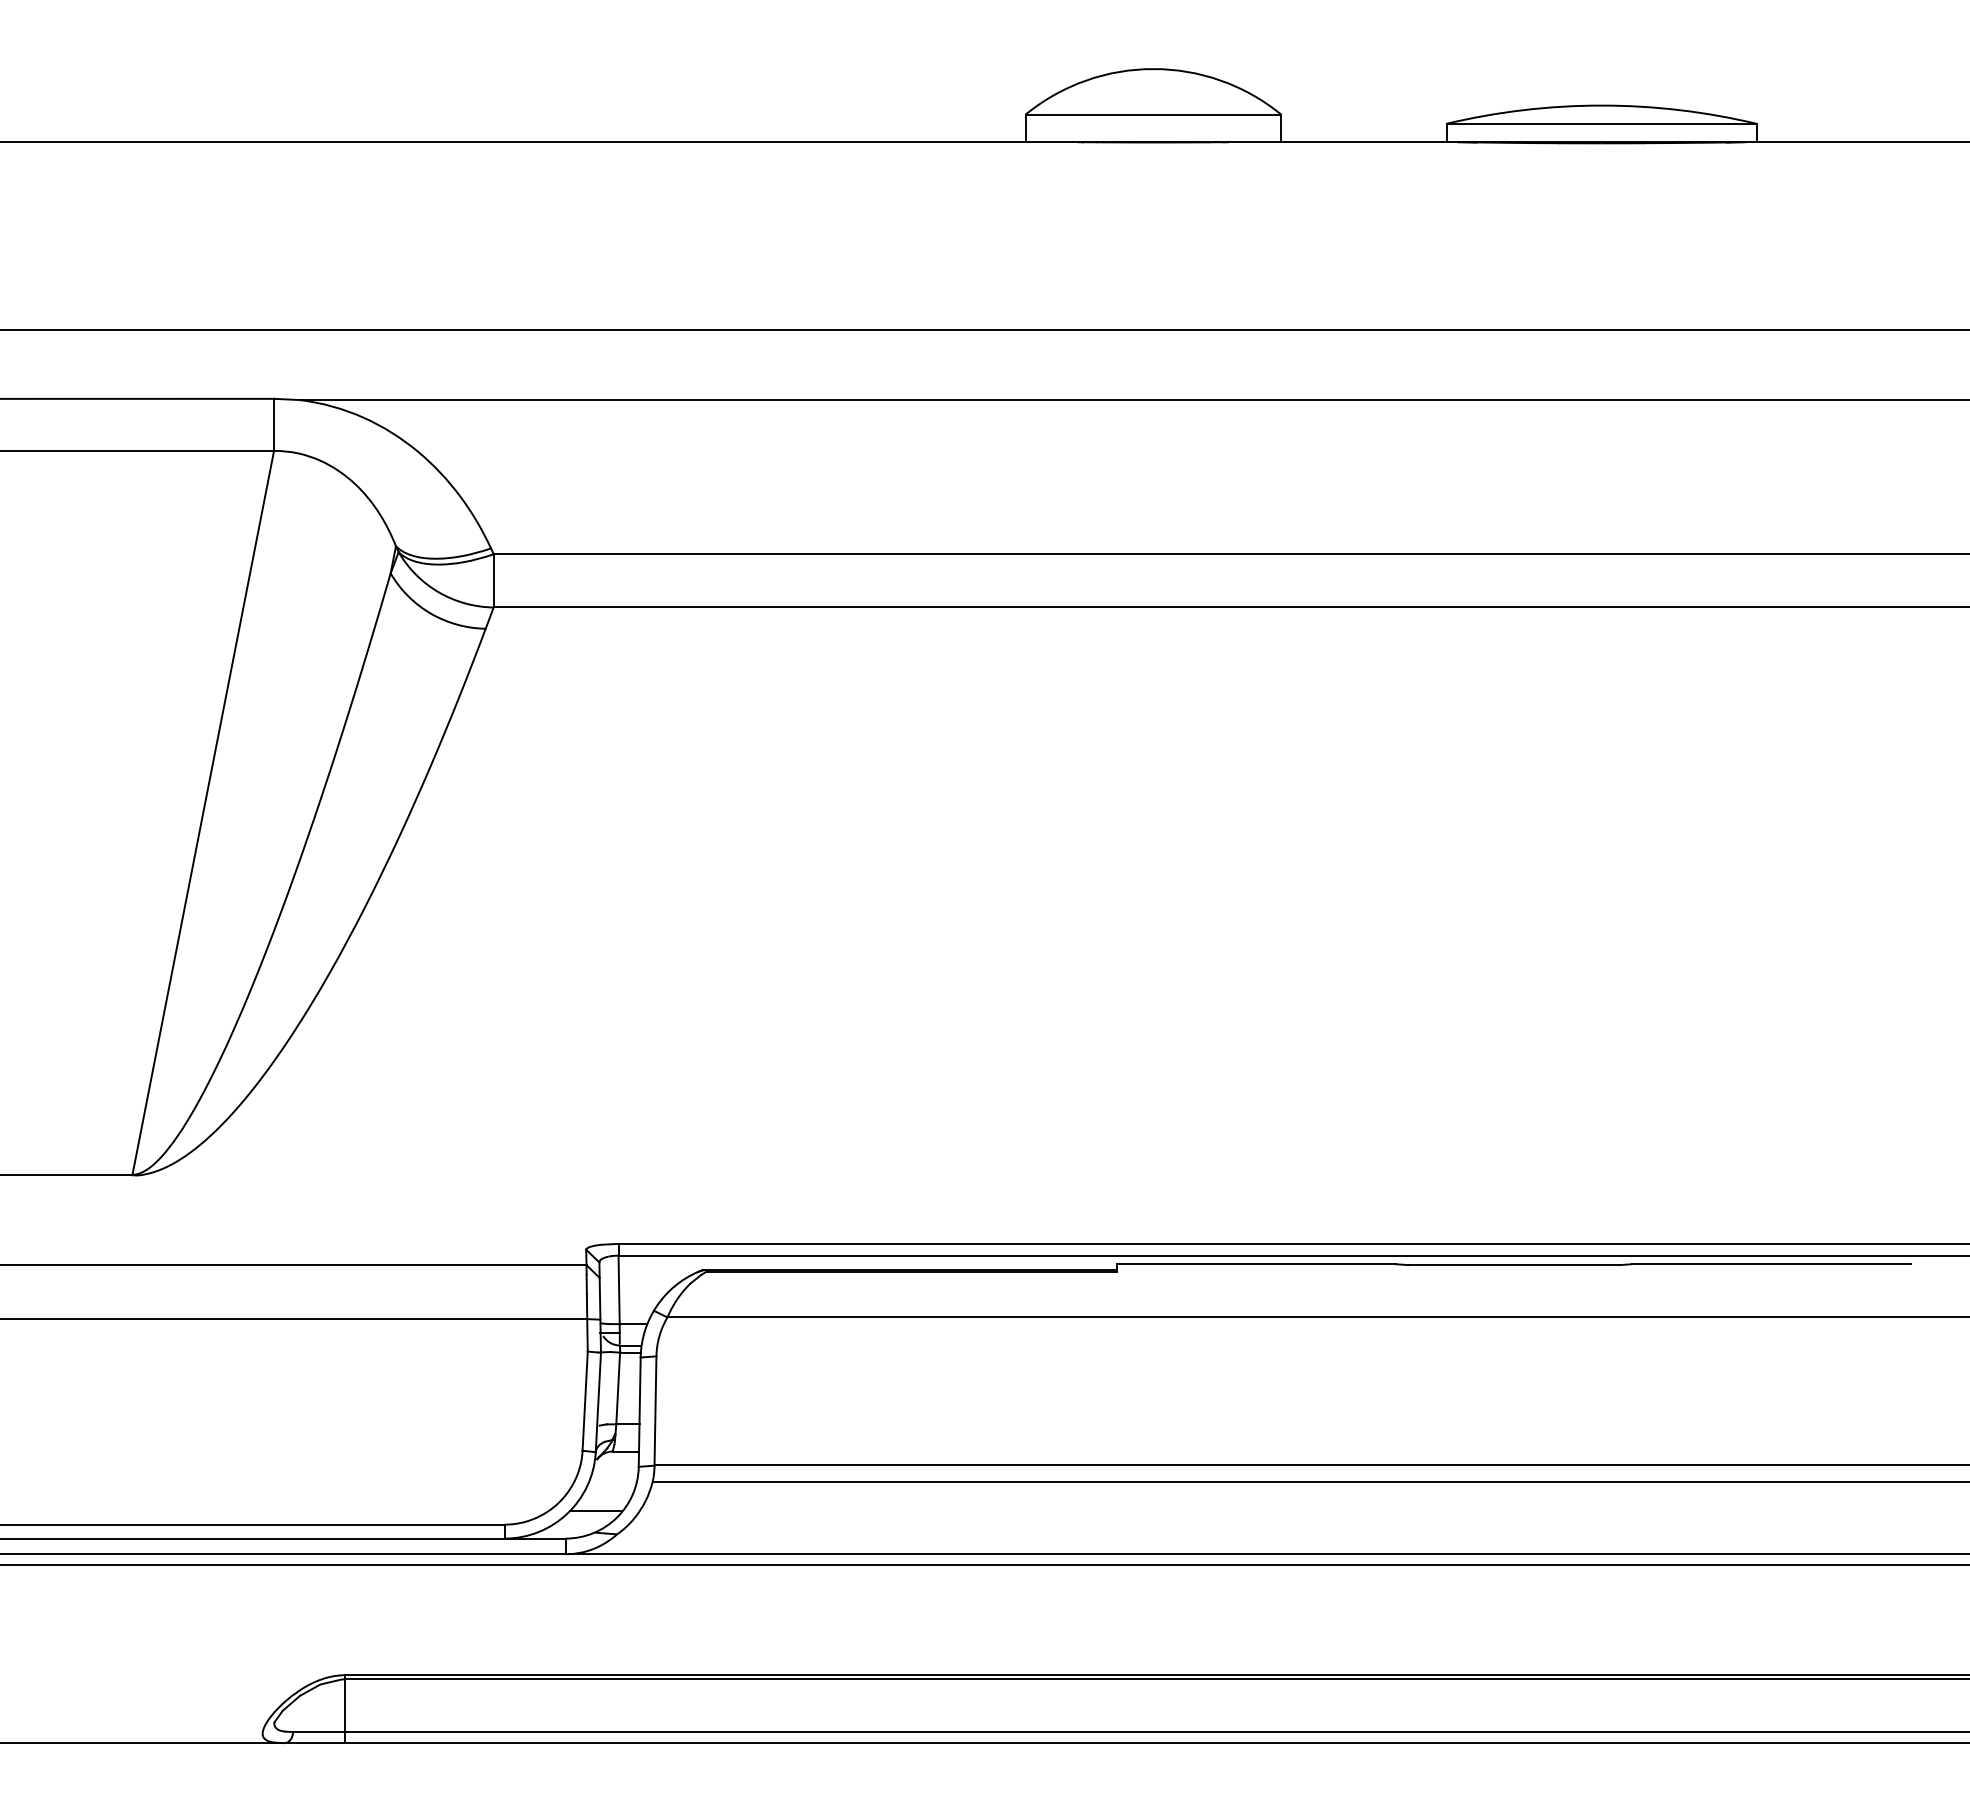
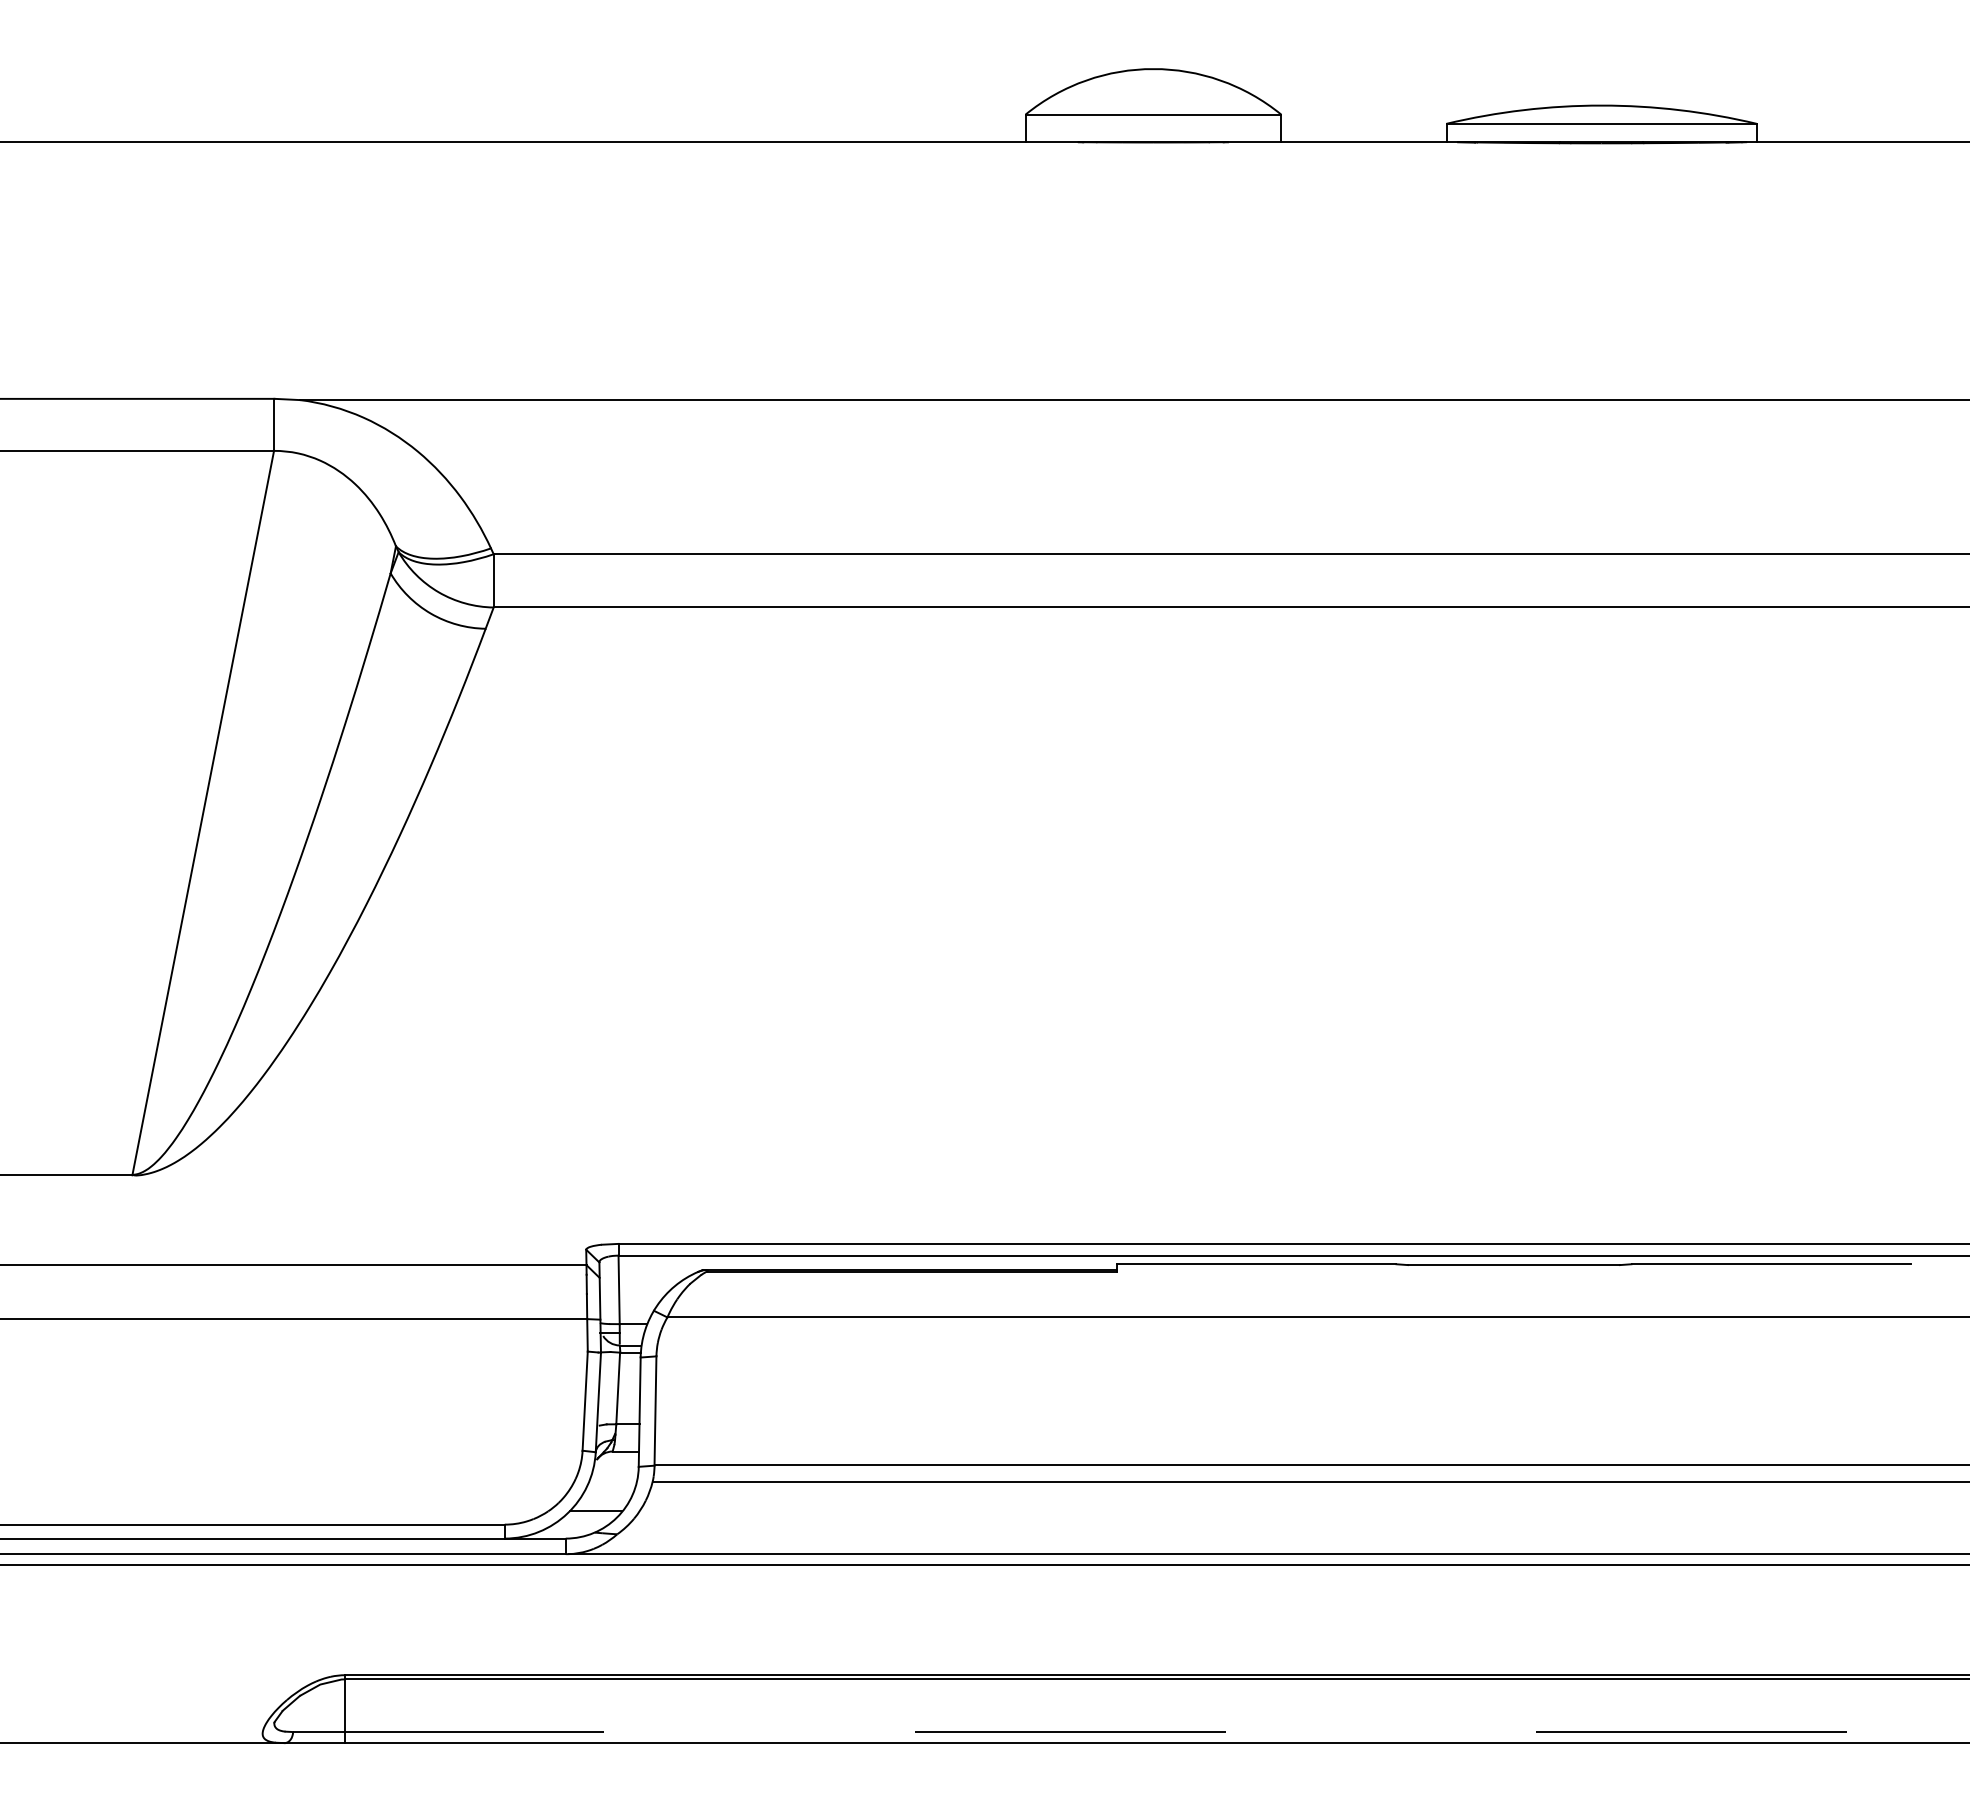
line: present -> none (984, 330)
line: solid -> dashed (1132, 1732)
